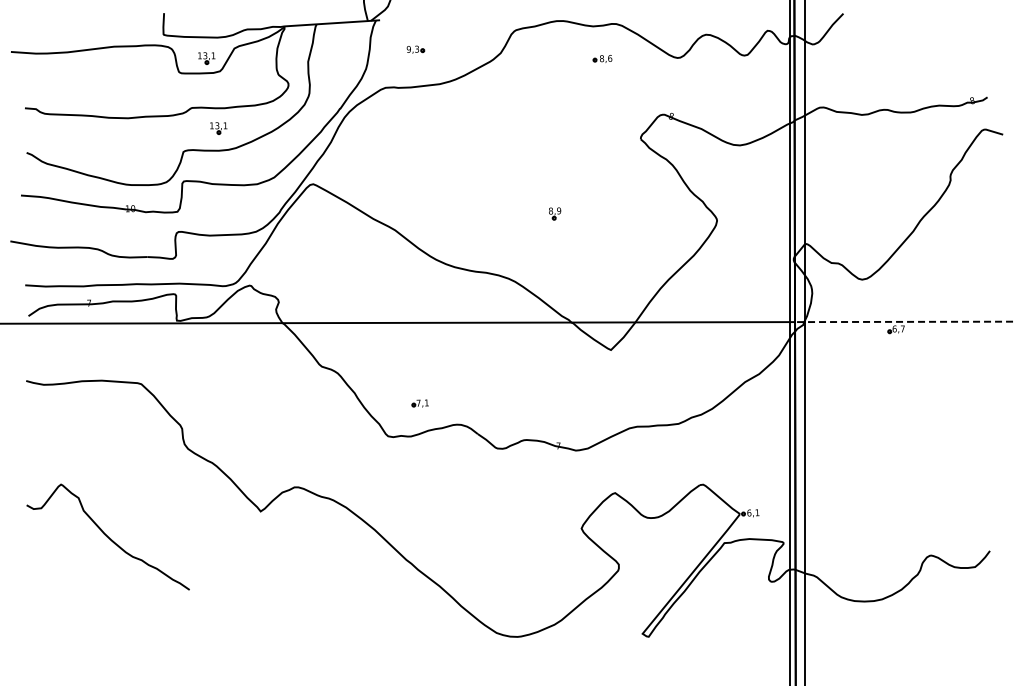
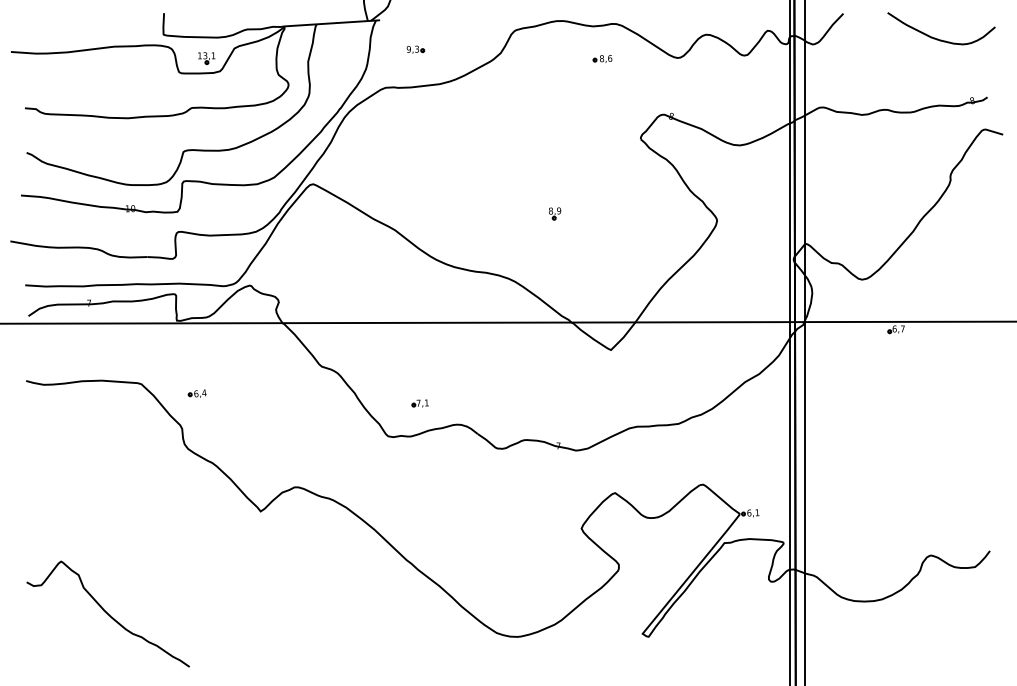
curve: none -> present (938, 38)
part: present -> none (218, 128)
line: dashed -> solid (905, 321)
part: none -> present (196, 393)
curve position: (107, 536) -> (107, 613) (107, 613)
